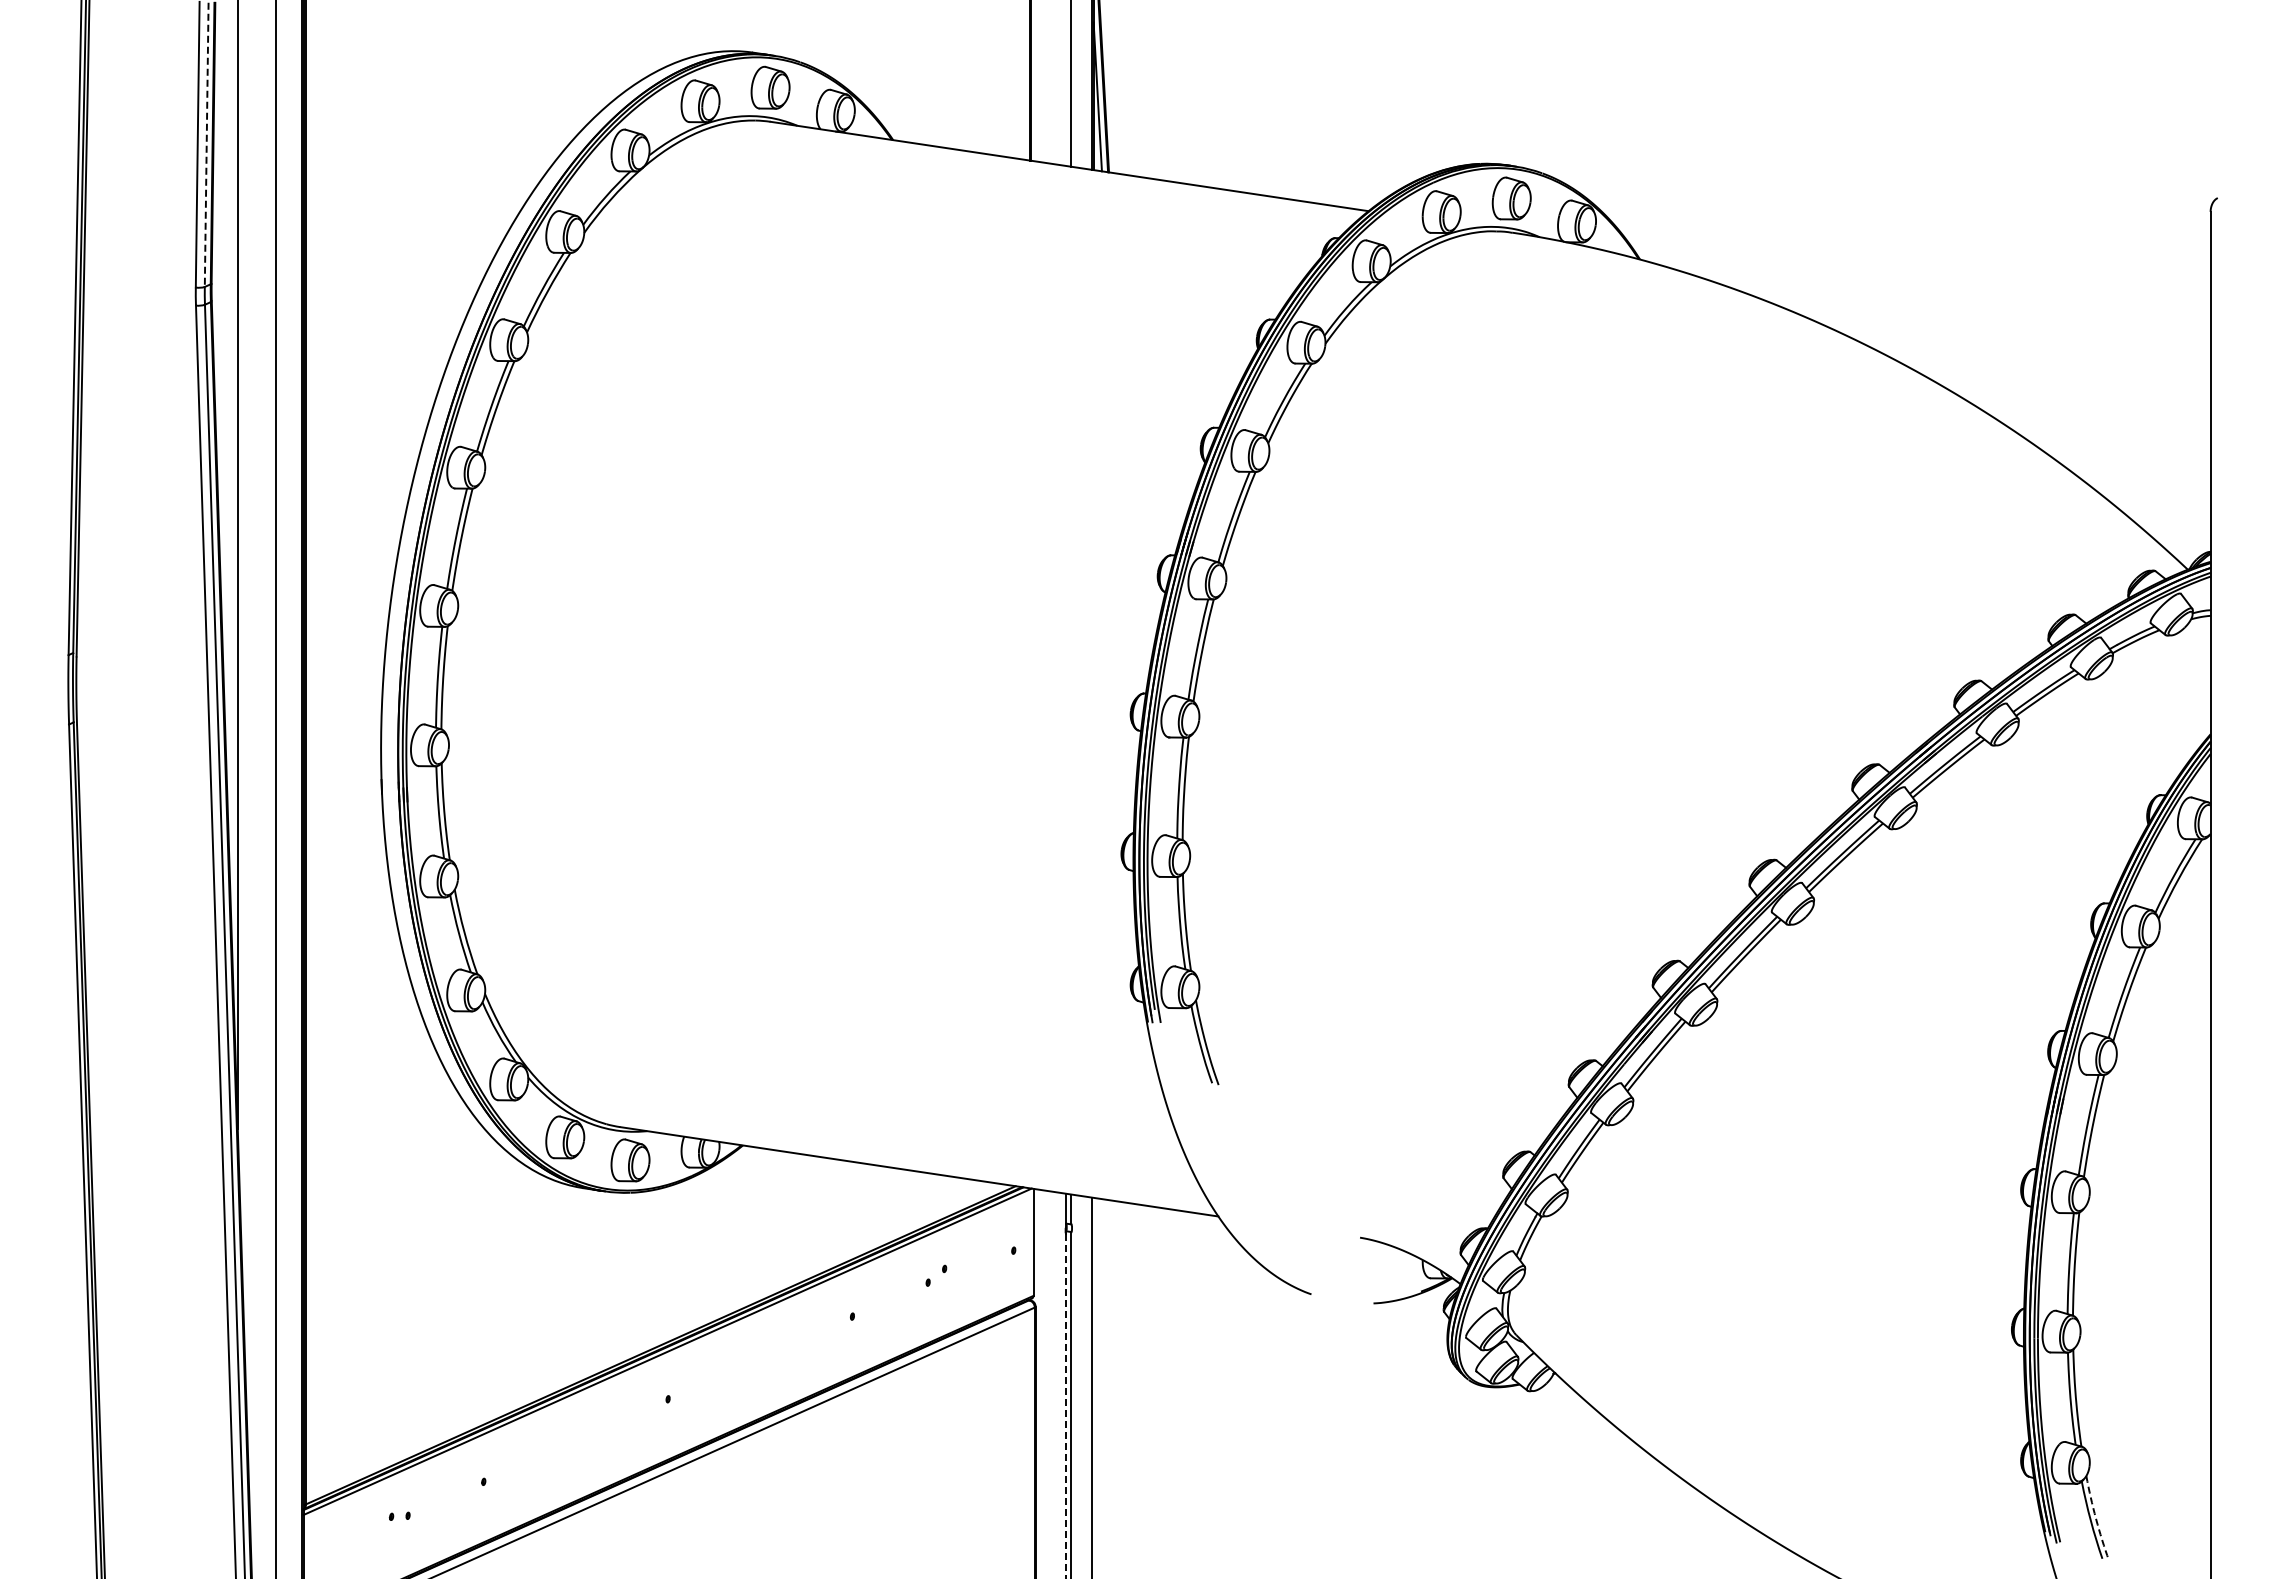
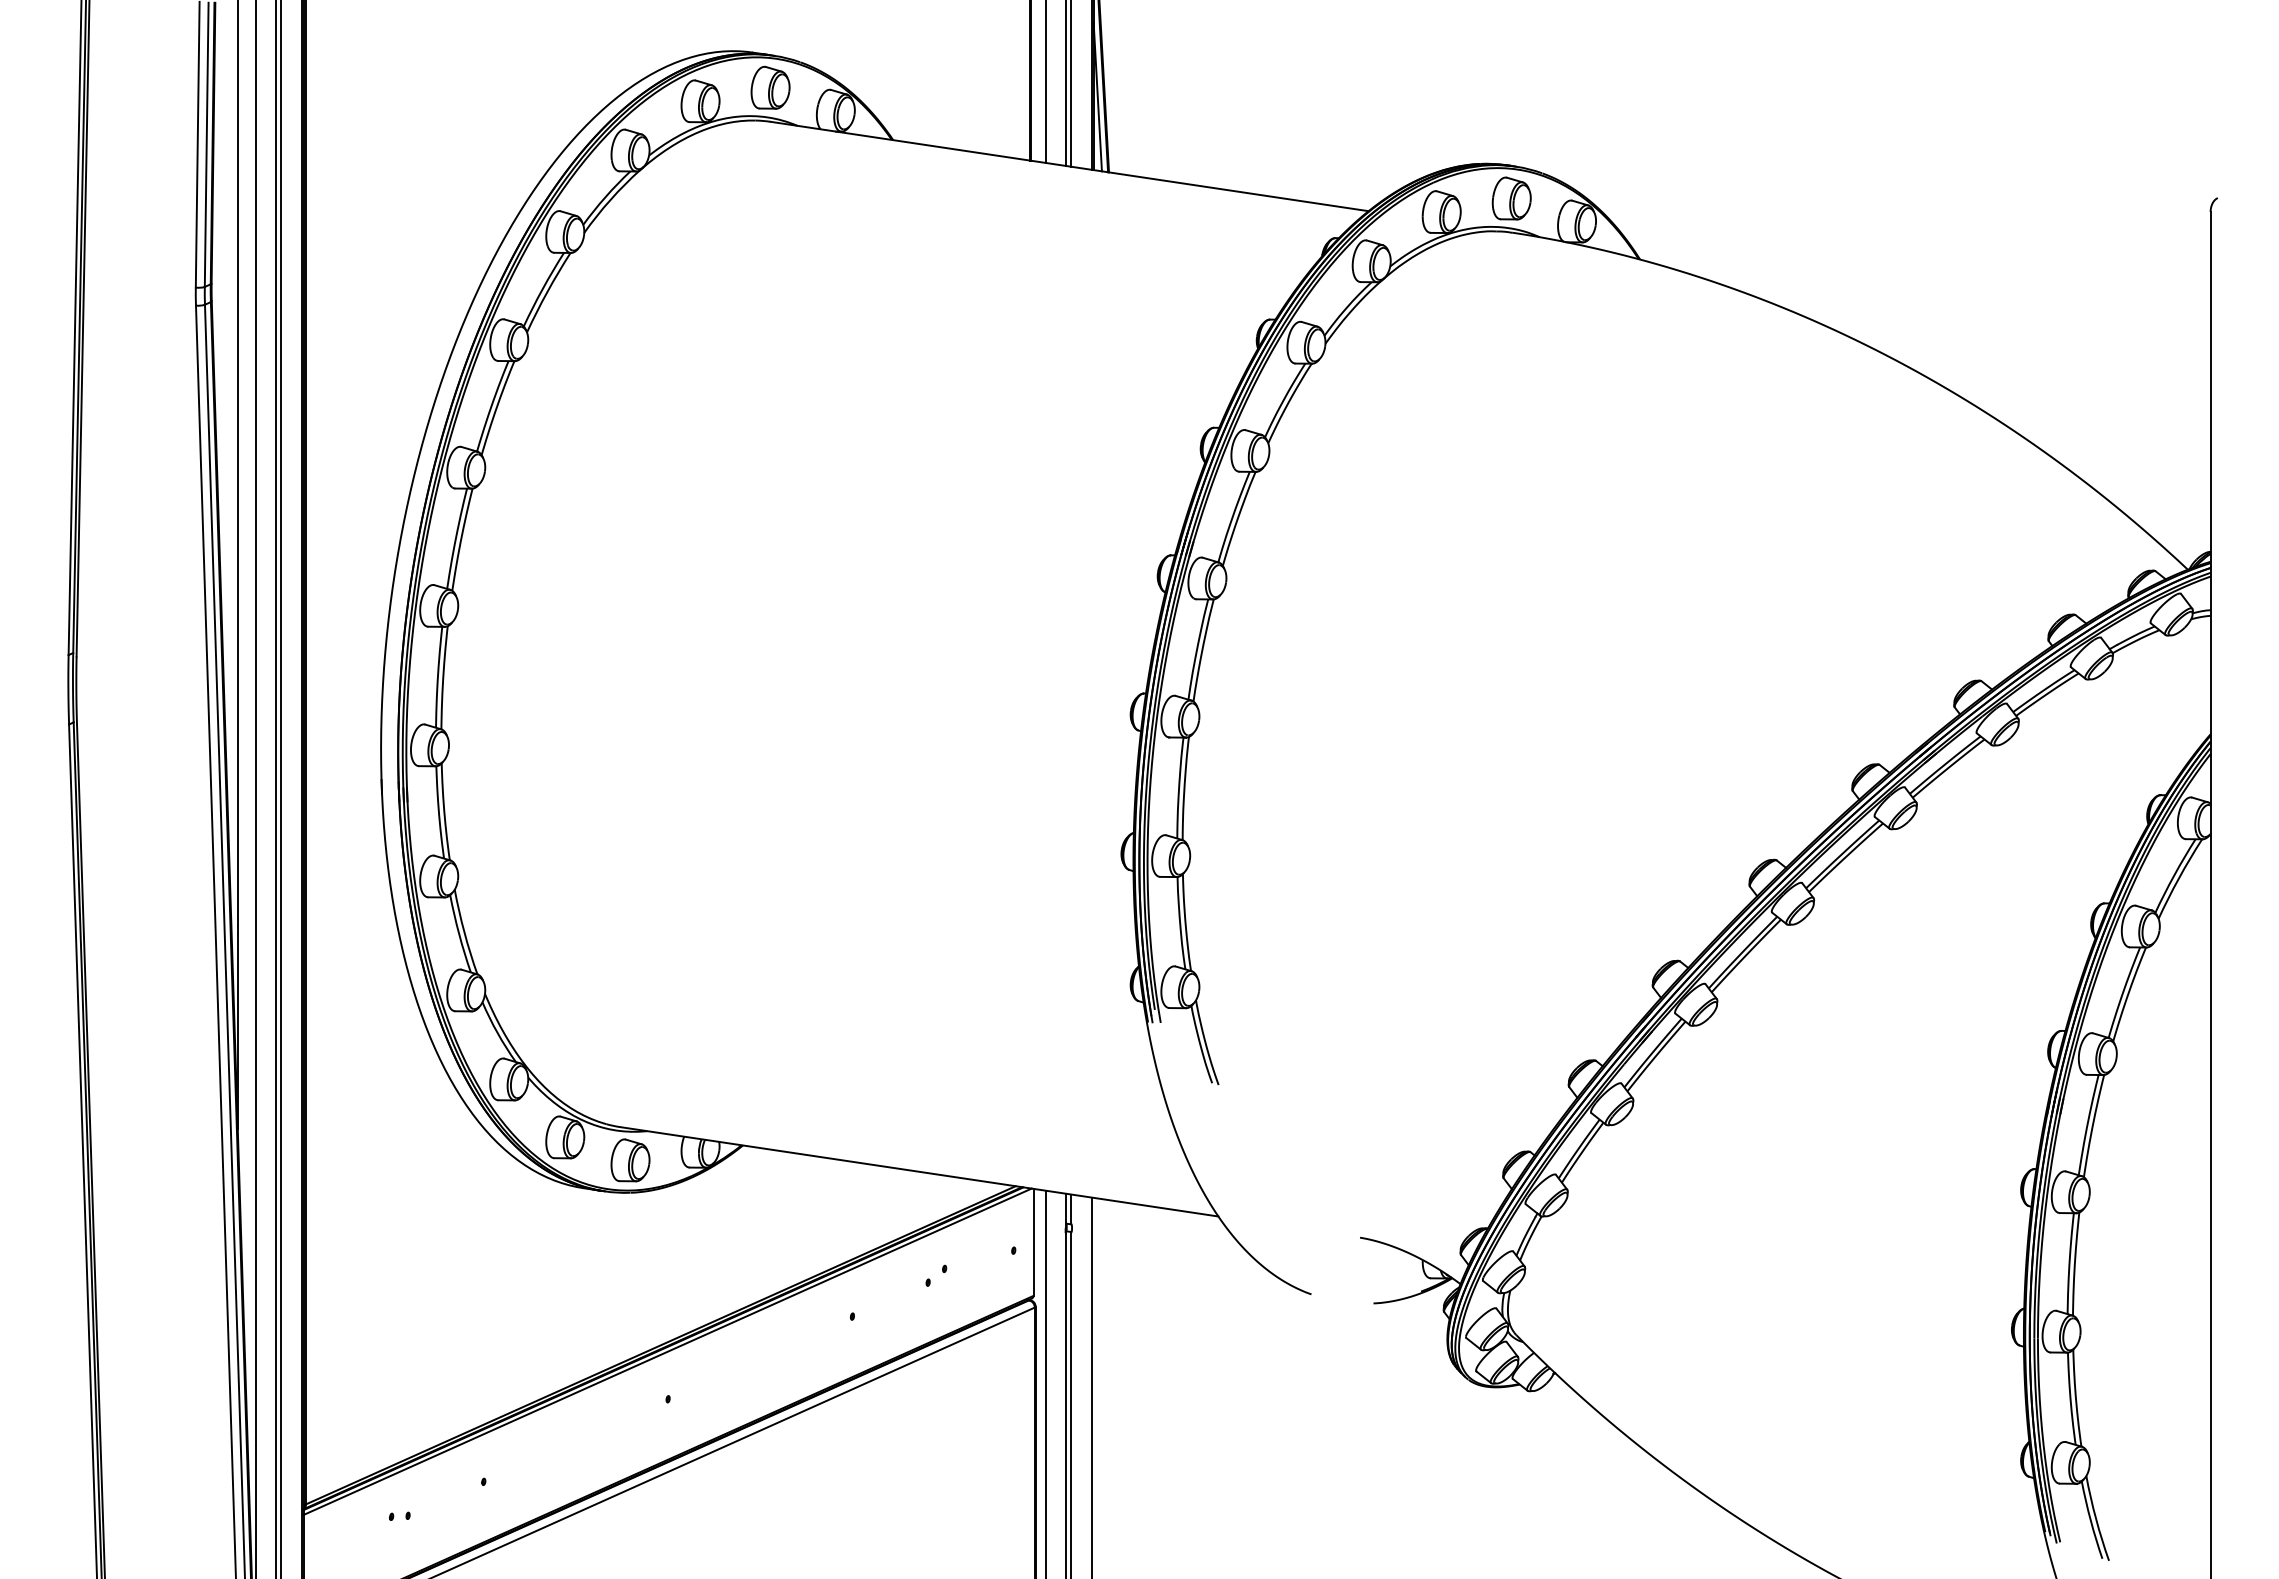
line: none -> present (1045, 82)
line: none -> present (1066, 83)
line: dashed -> solid (206, 145)
line: none -> present (255, 788)
line: none -> present (281, 788)
line: none -> present (1045, 1382)
line: dashed -> solid (1066, 1406)
arc: dashed -> solid (2096, 1518)
